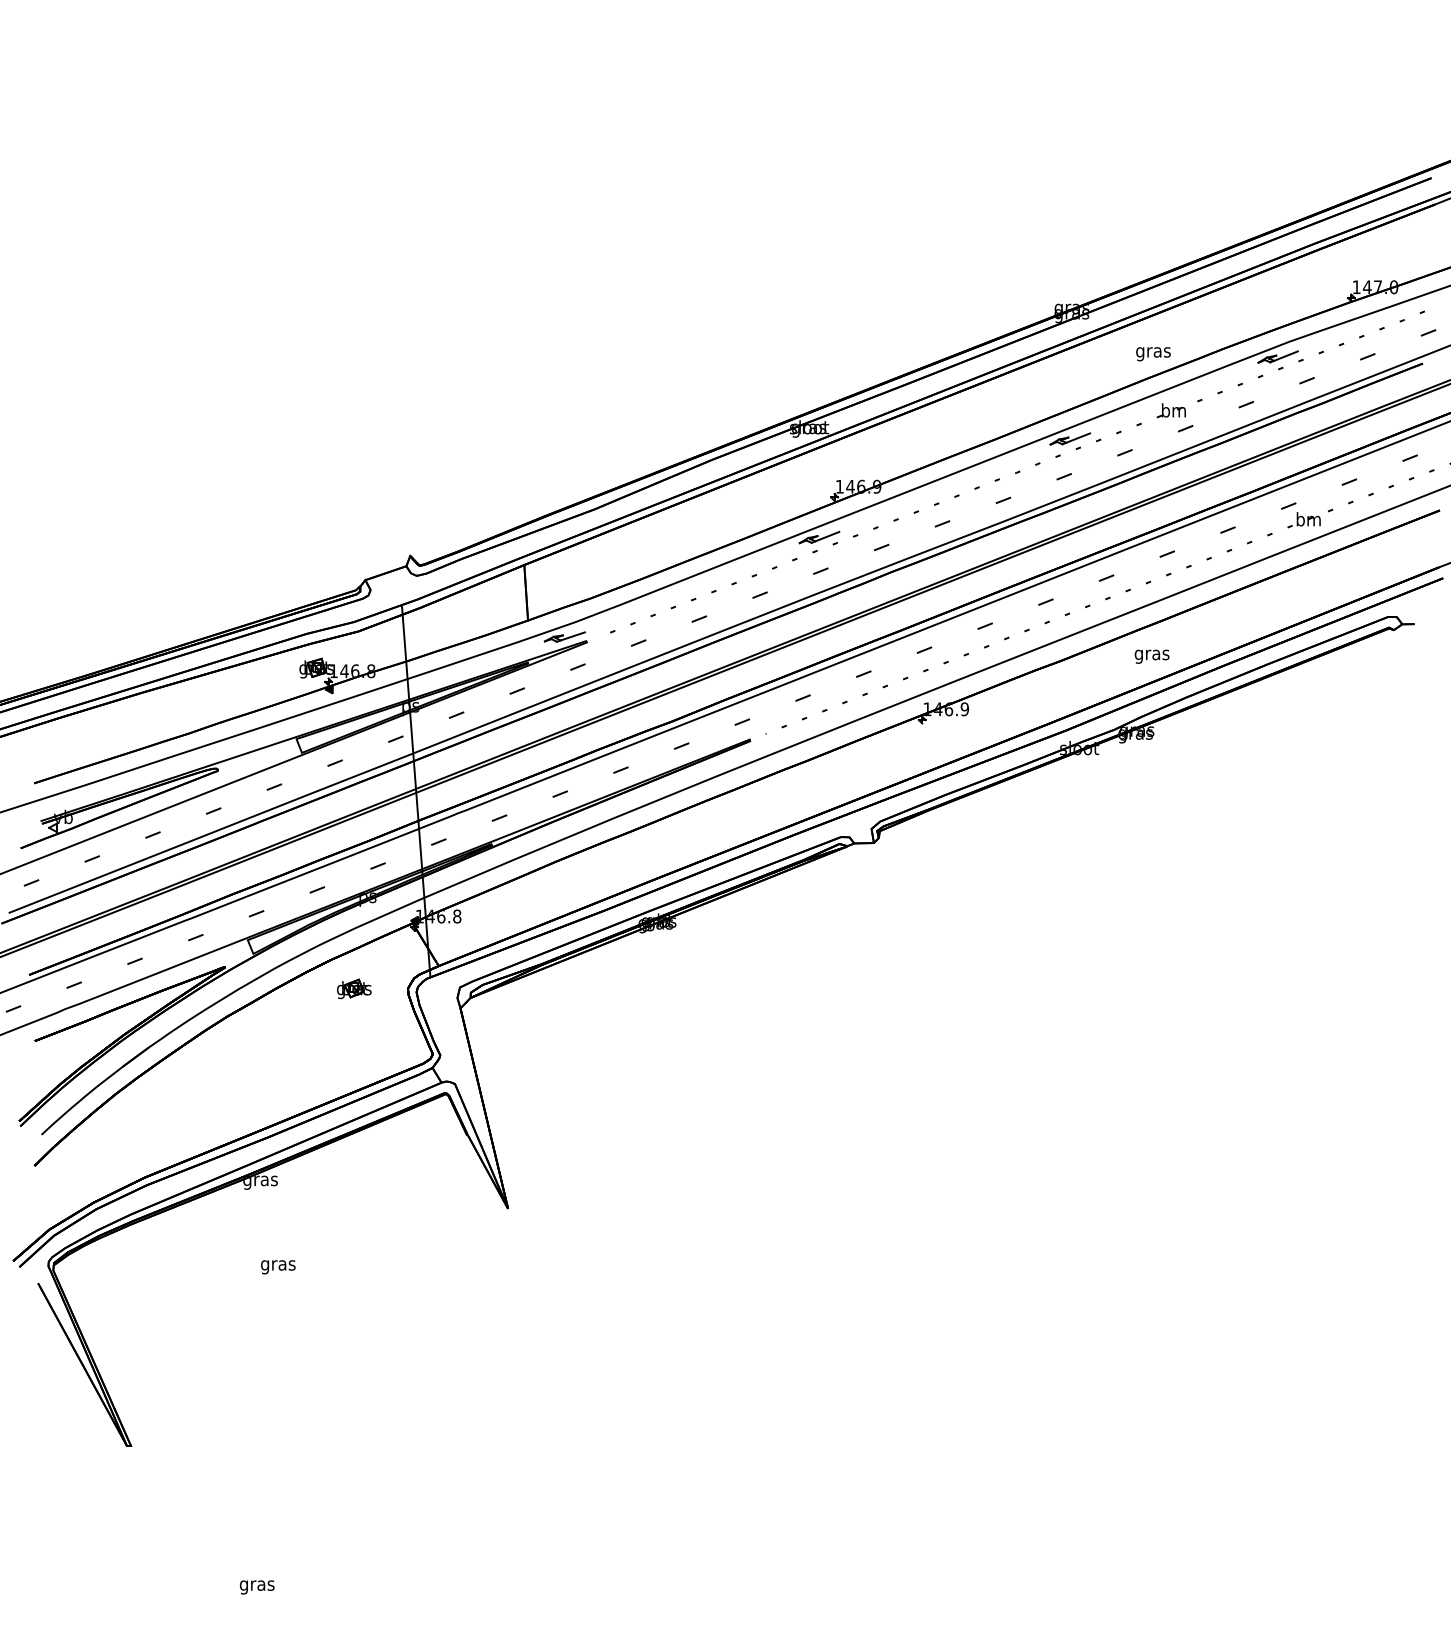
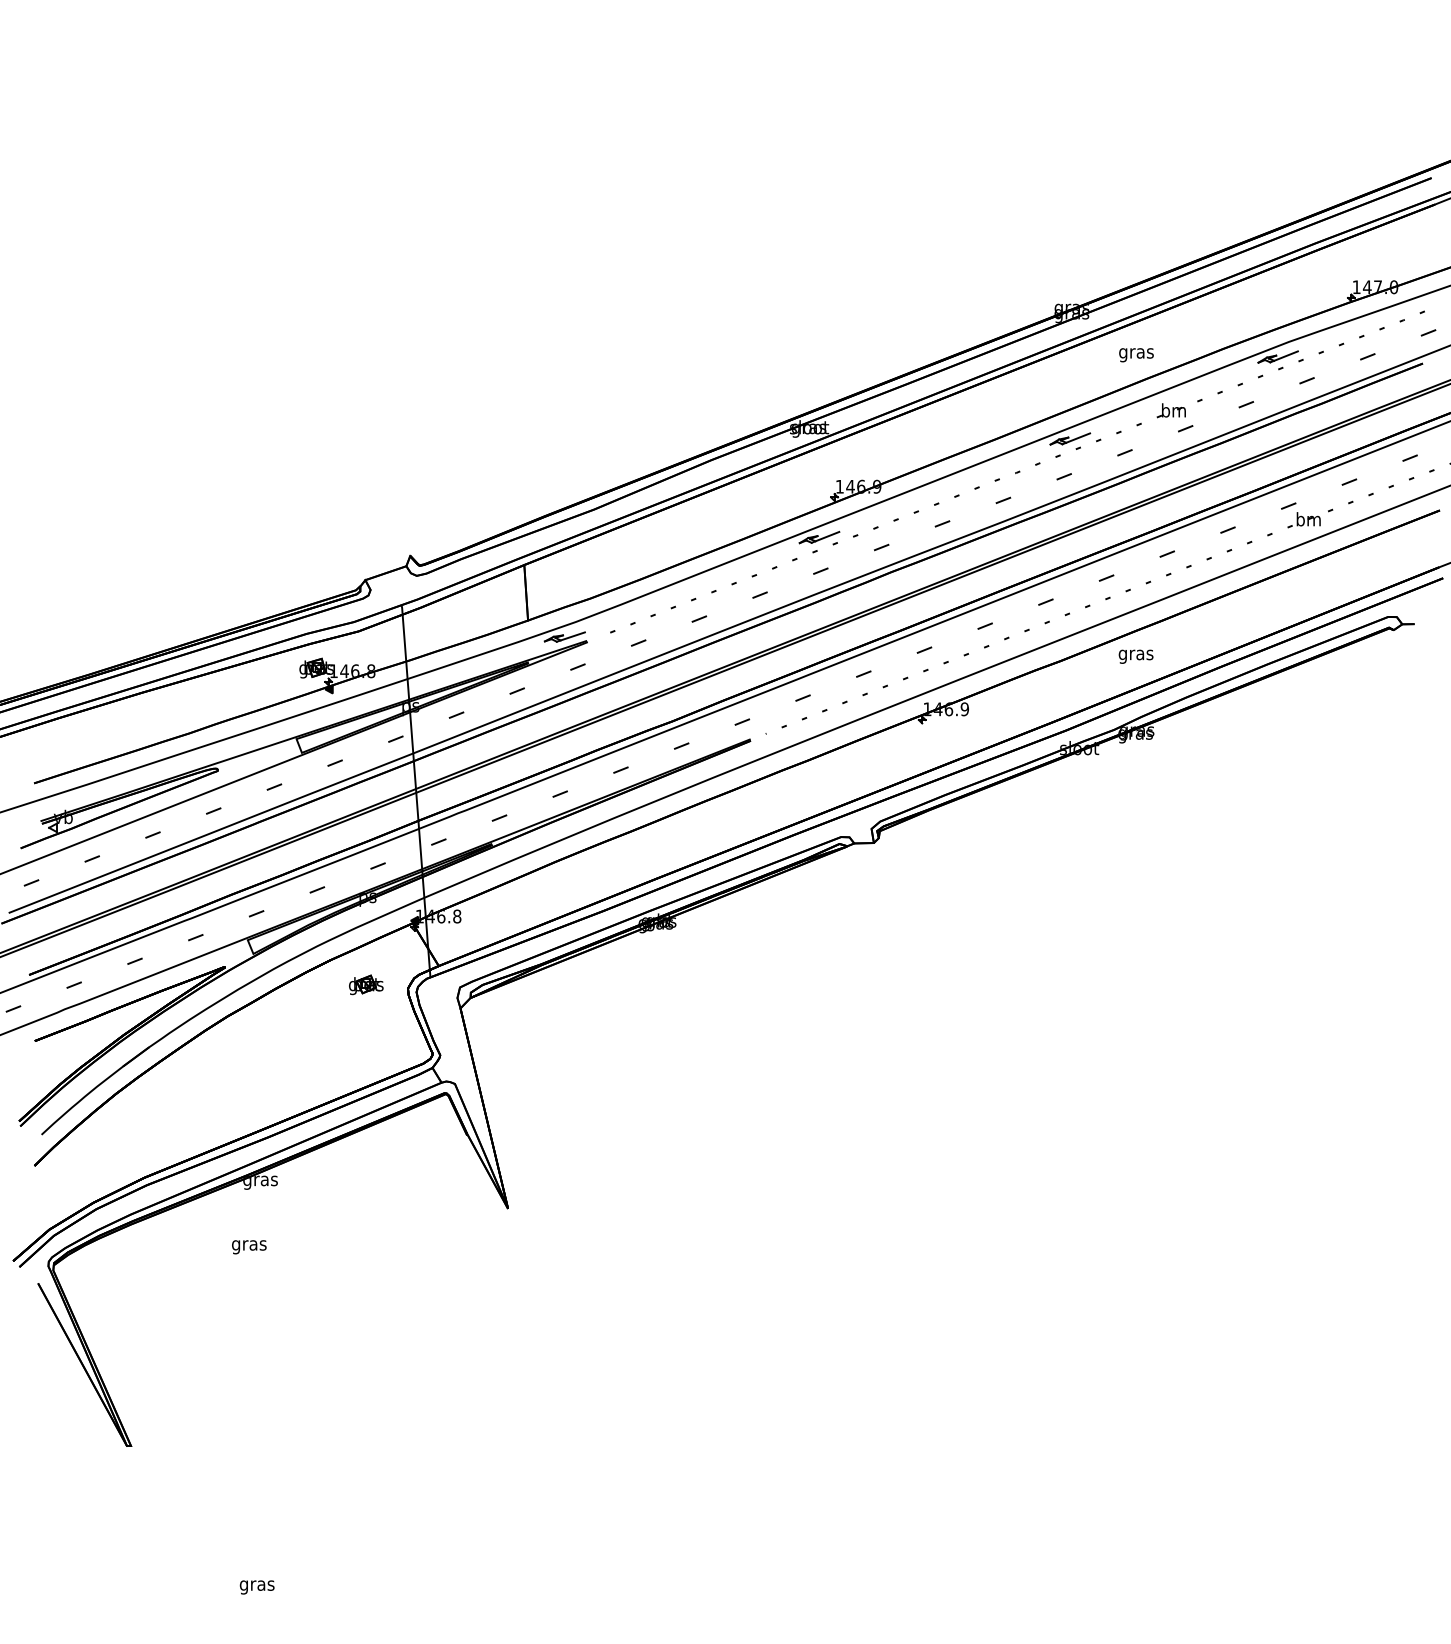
text position: (1153, 354) -> (1136, 355) (1136, 355)
text position: (1151, 656) -> (1135, 656) (1135, 656)
part position: (354, 988) -> (366, 984) (366, 984)
text position: (278, 1267) -> (249, 1247) (249, 1247)
